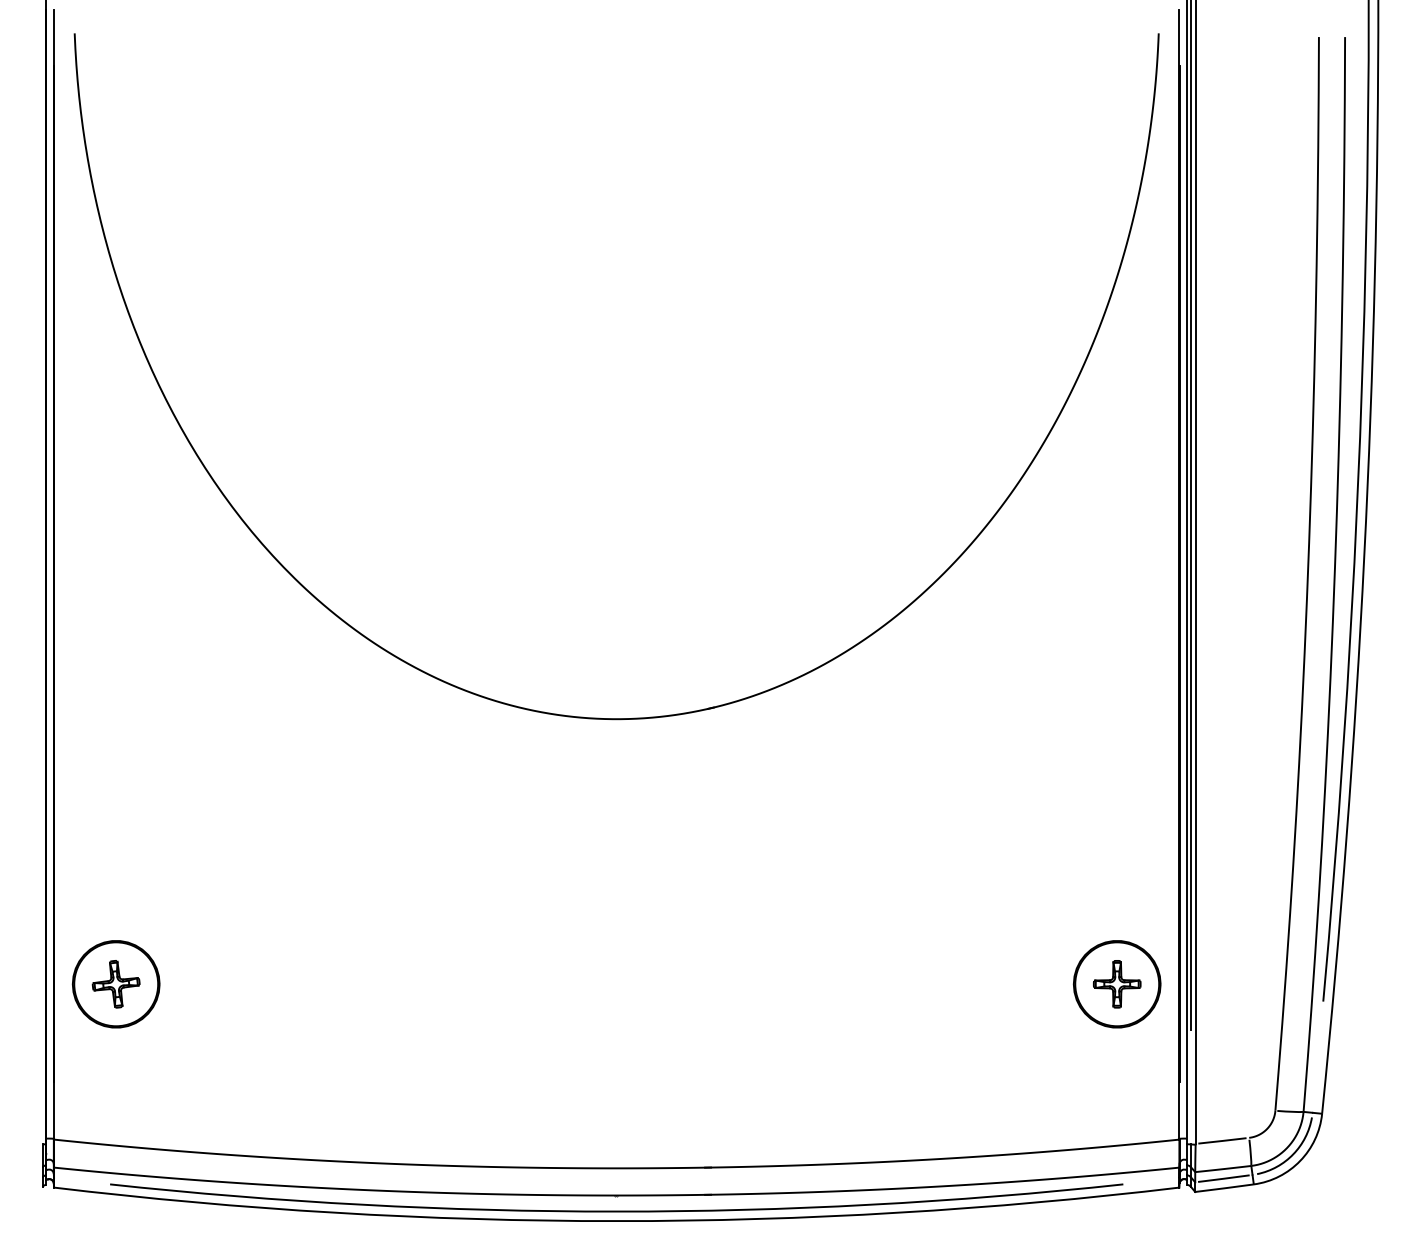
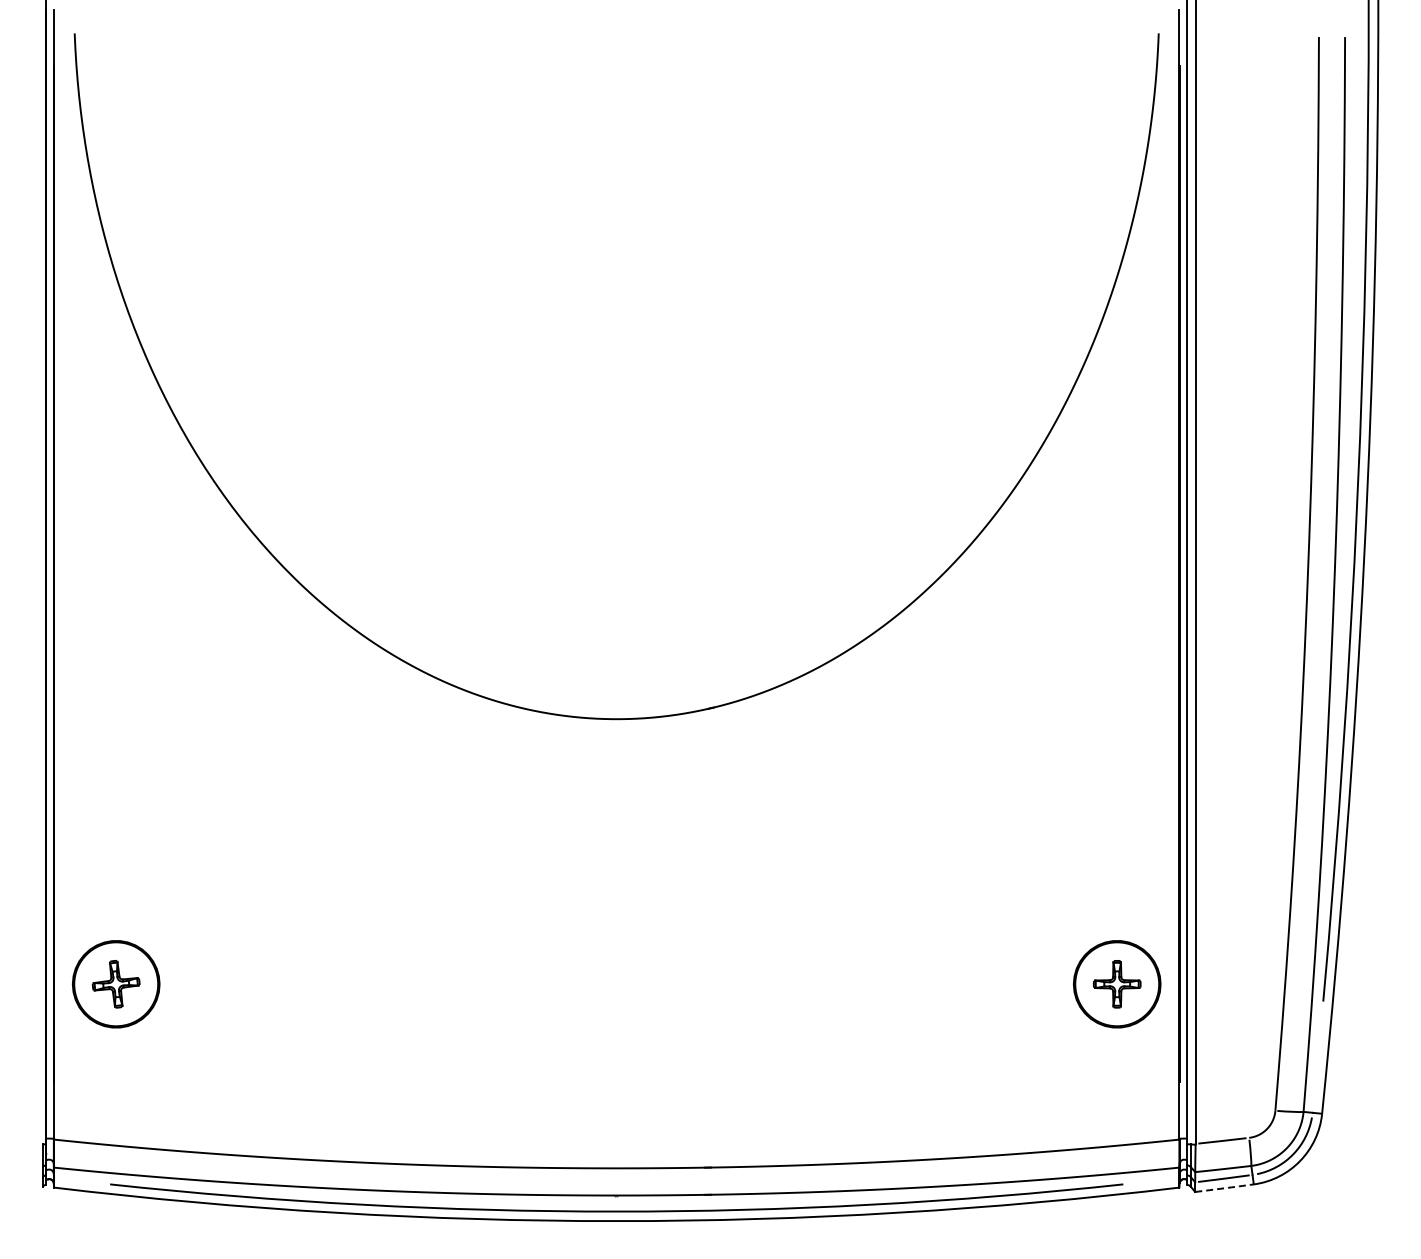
line: present -> none (1190, 515)
arc: solid -> dashed (1224, 1188)
